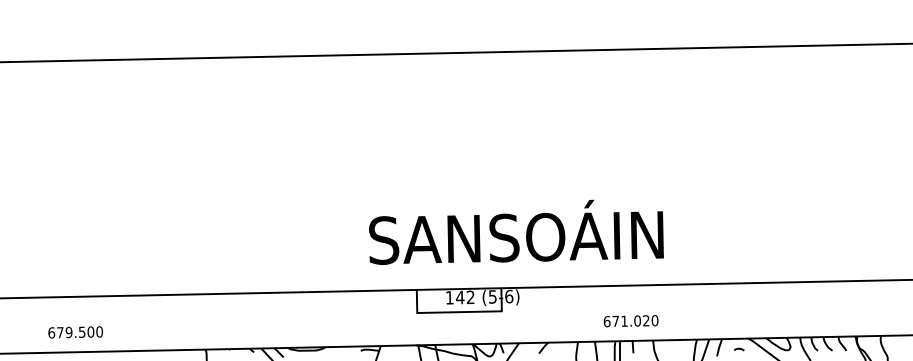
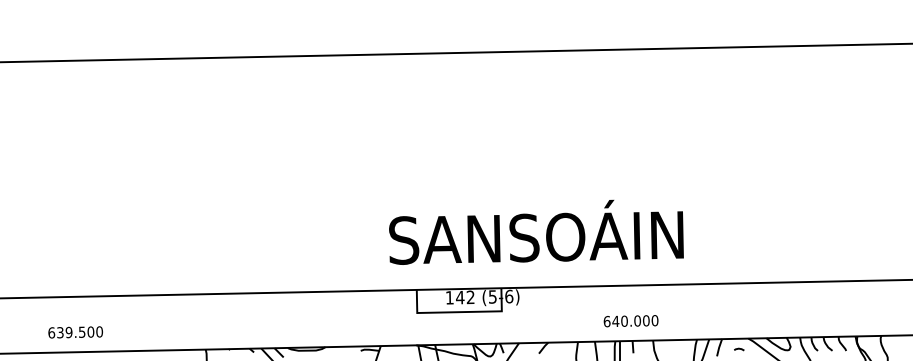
text position: (516, 231) -> (536, 231) (536, 231)
text: 671.020 -> 640.000 (630, 320)
text: 679.500 -> 639.500 (60, 332)
